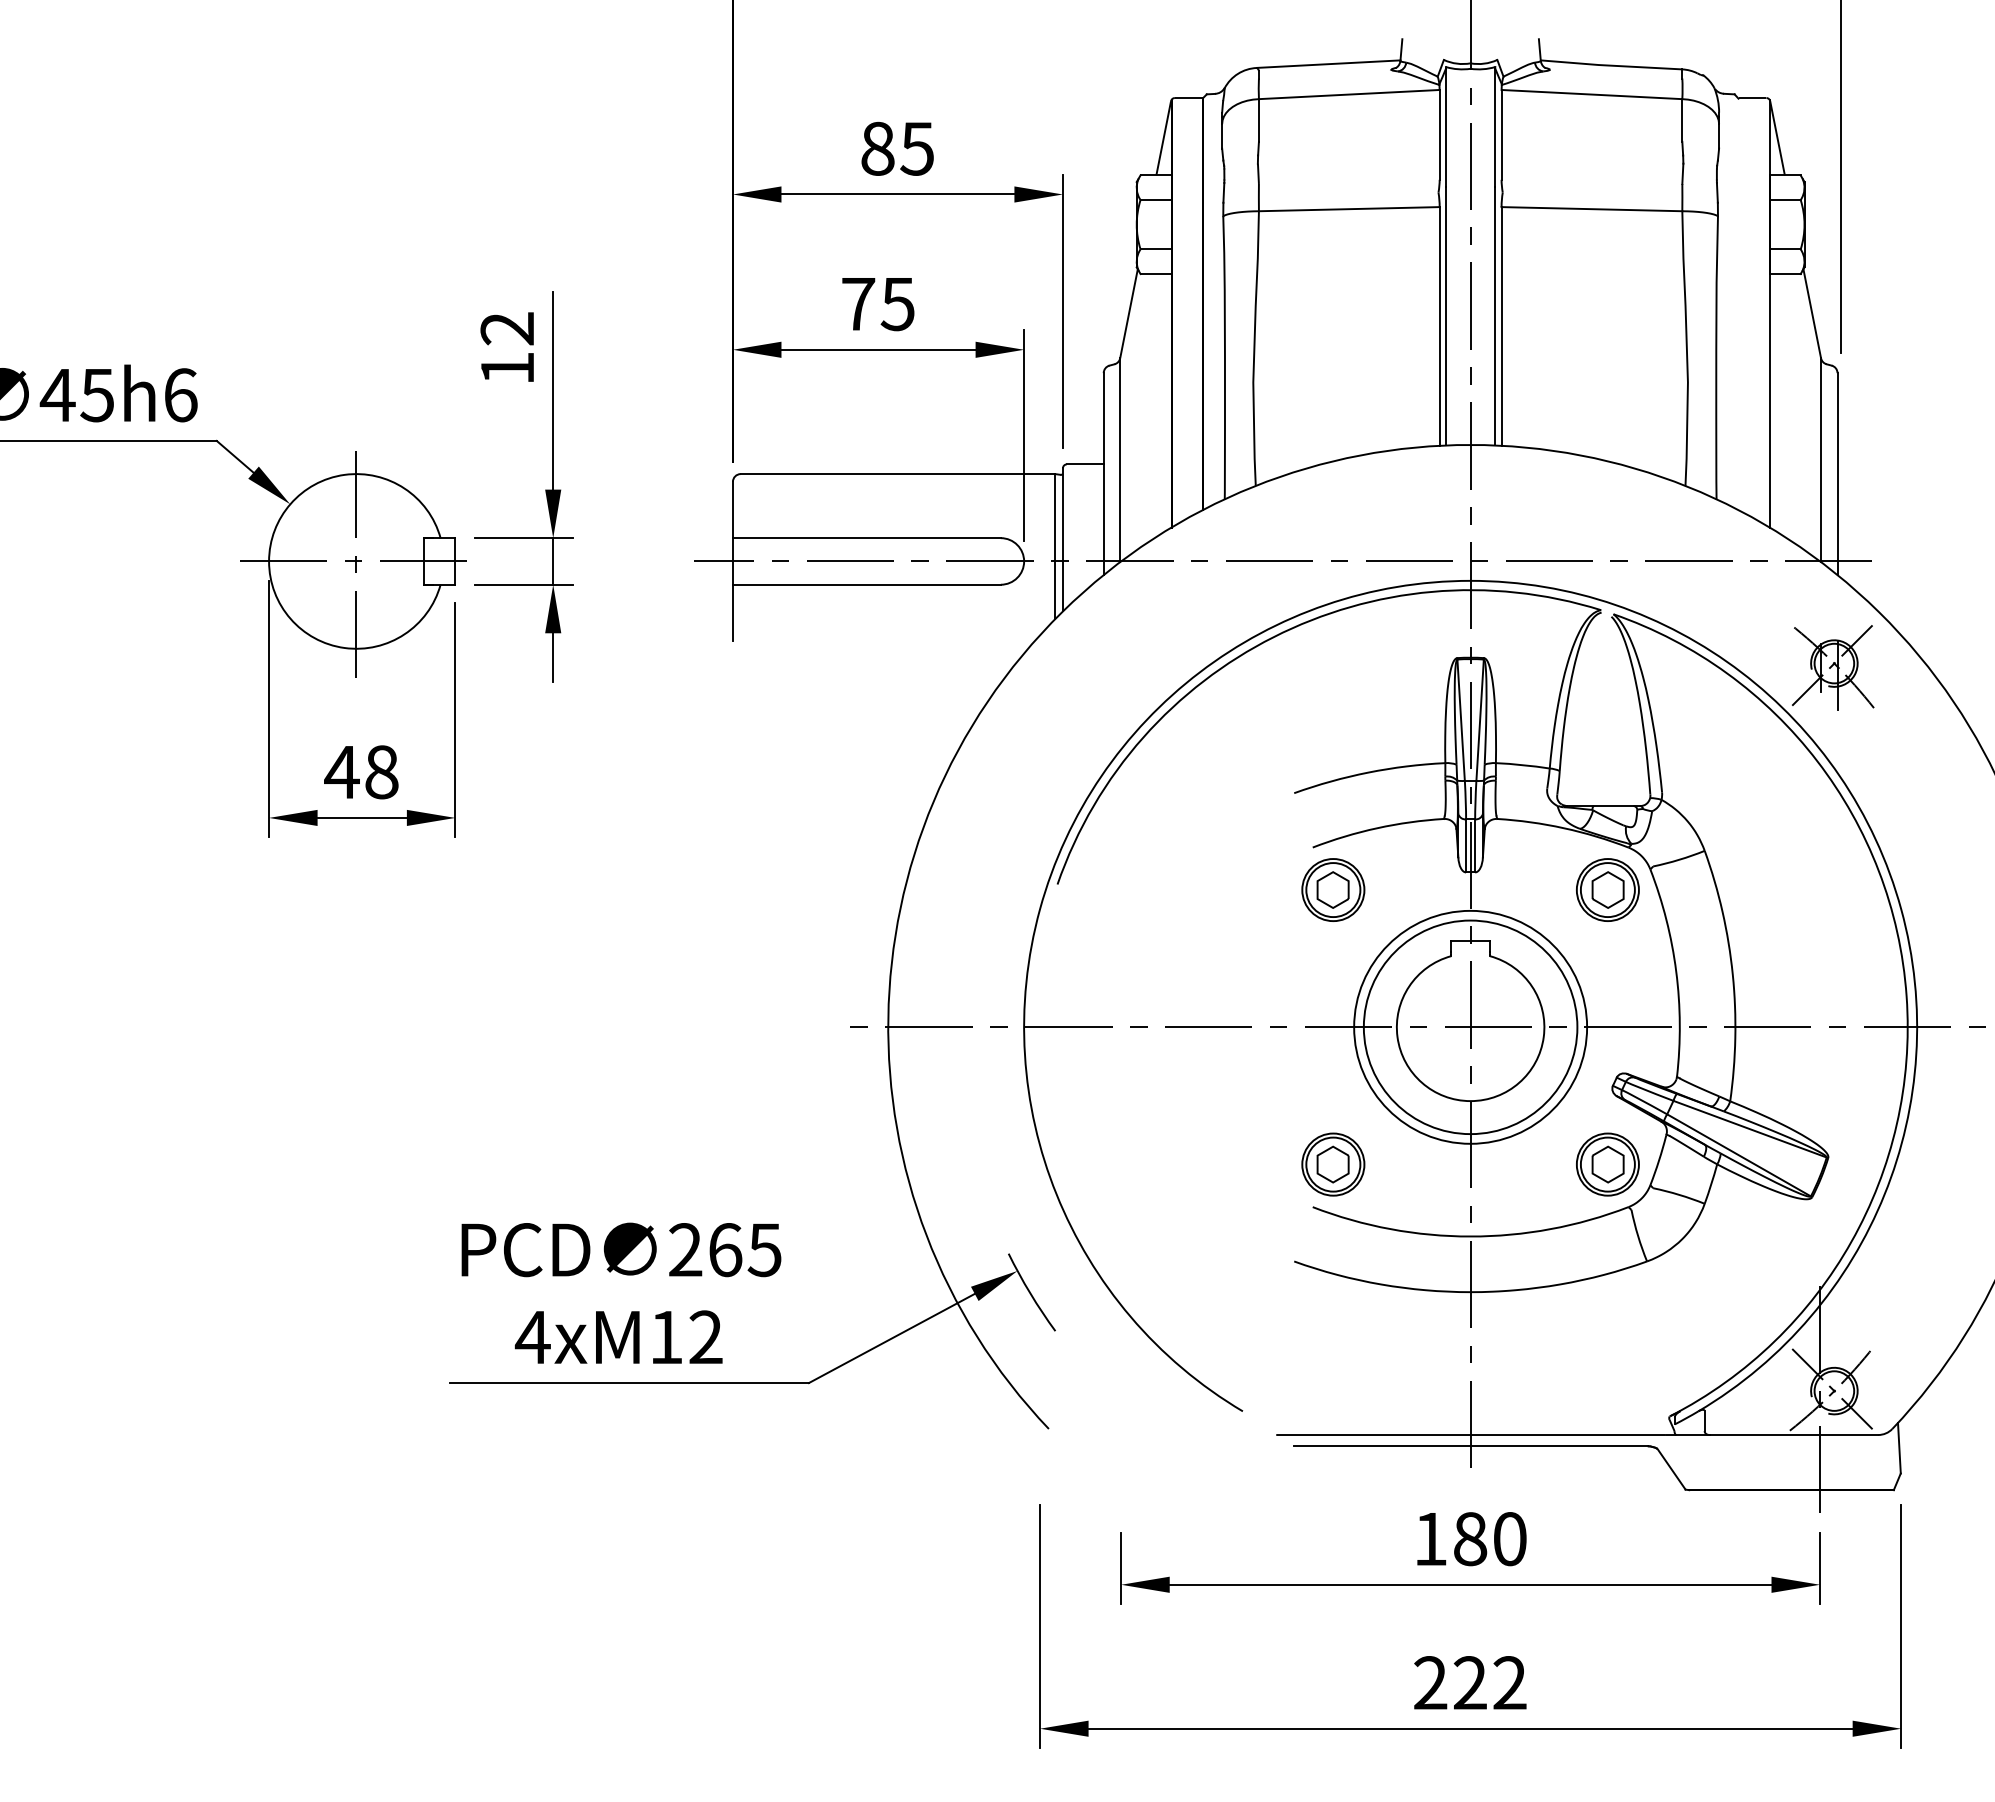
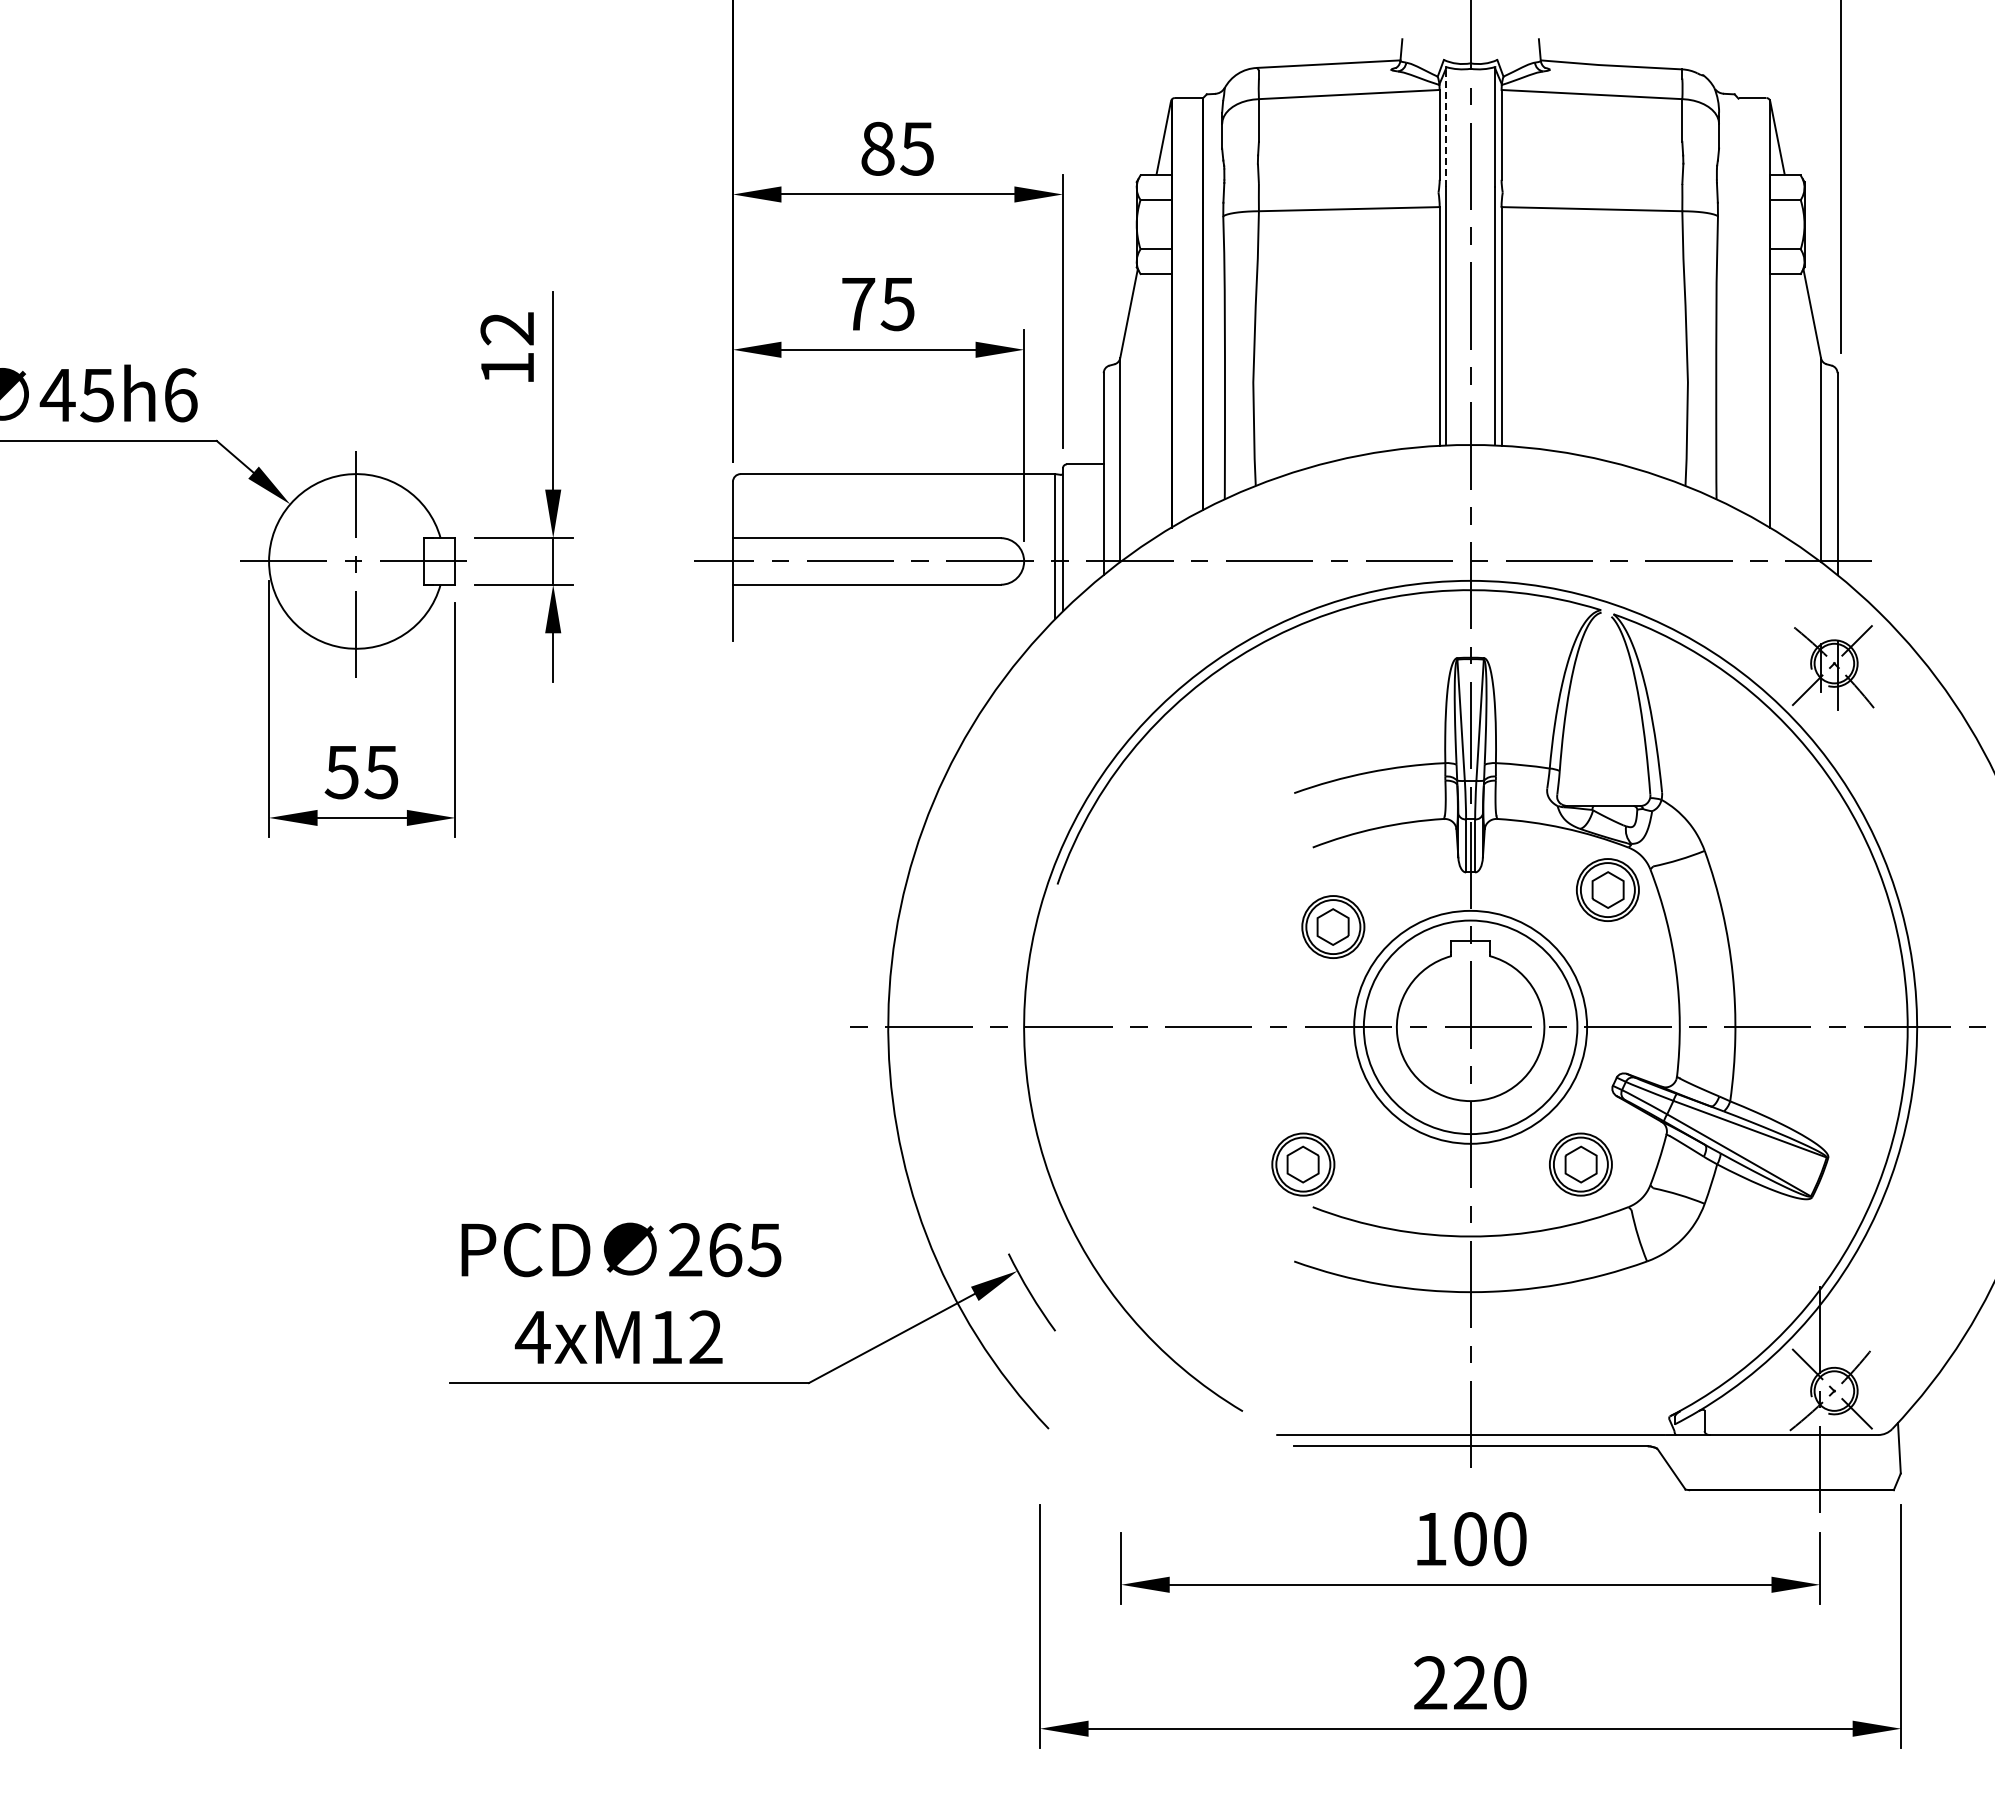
line: solid -> dashed (1446, 127)
text: 48 -> 55 (361, 772)
part position: (1333, 889) -> (1333, 926) (1333, 926)
part position: (1333, 1164) -> (1303, 1164) (1303, 1164)
part position: (1607, 1164) -> (1580, 1164) (1580, 1164)
text: 180 -> 100 (1470, 1538)
text: 222 -> 220 (1509, 1683)
